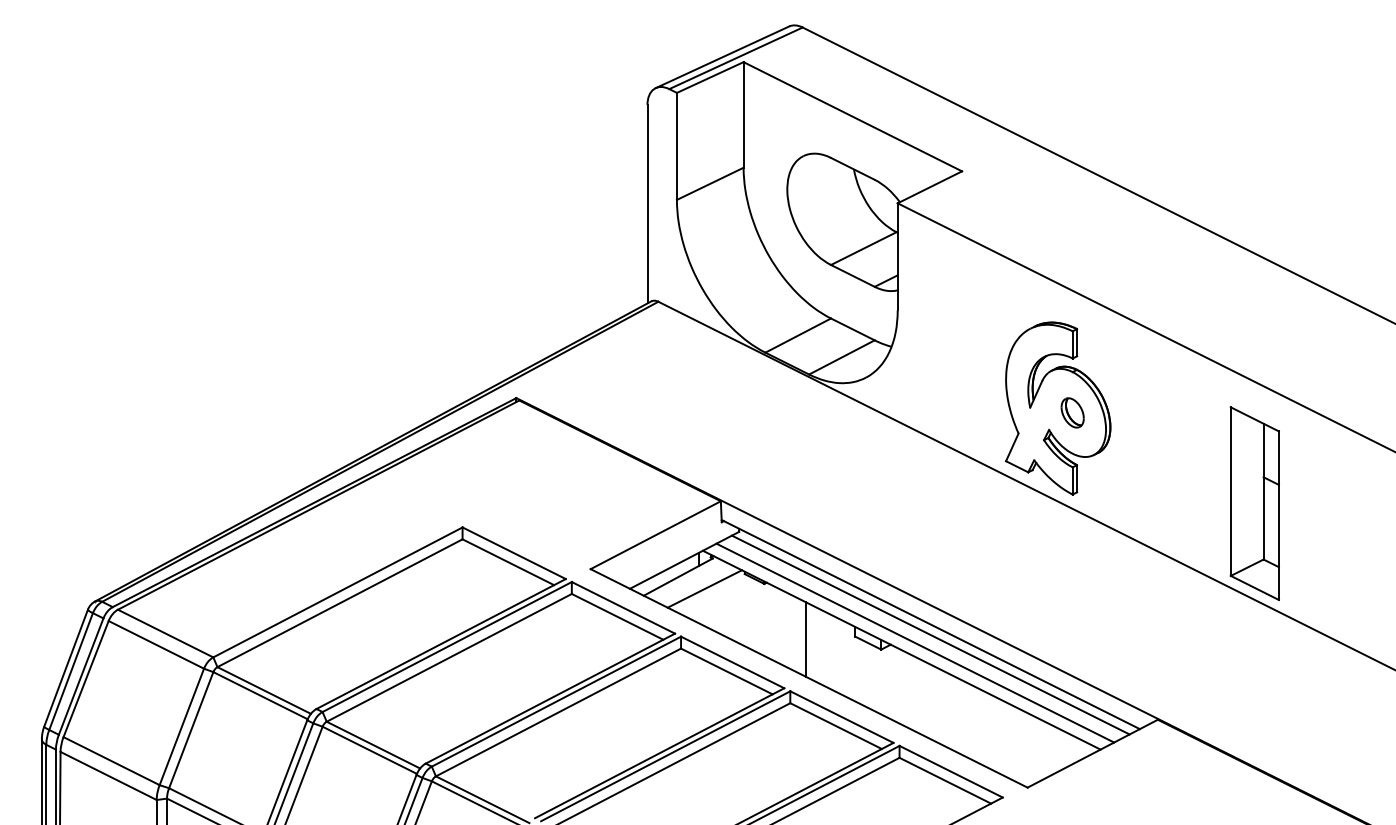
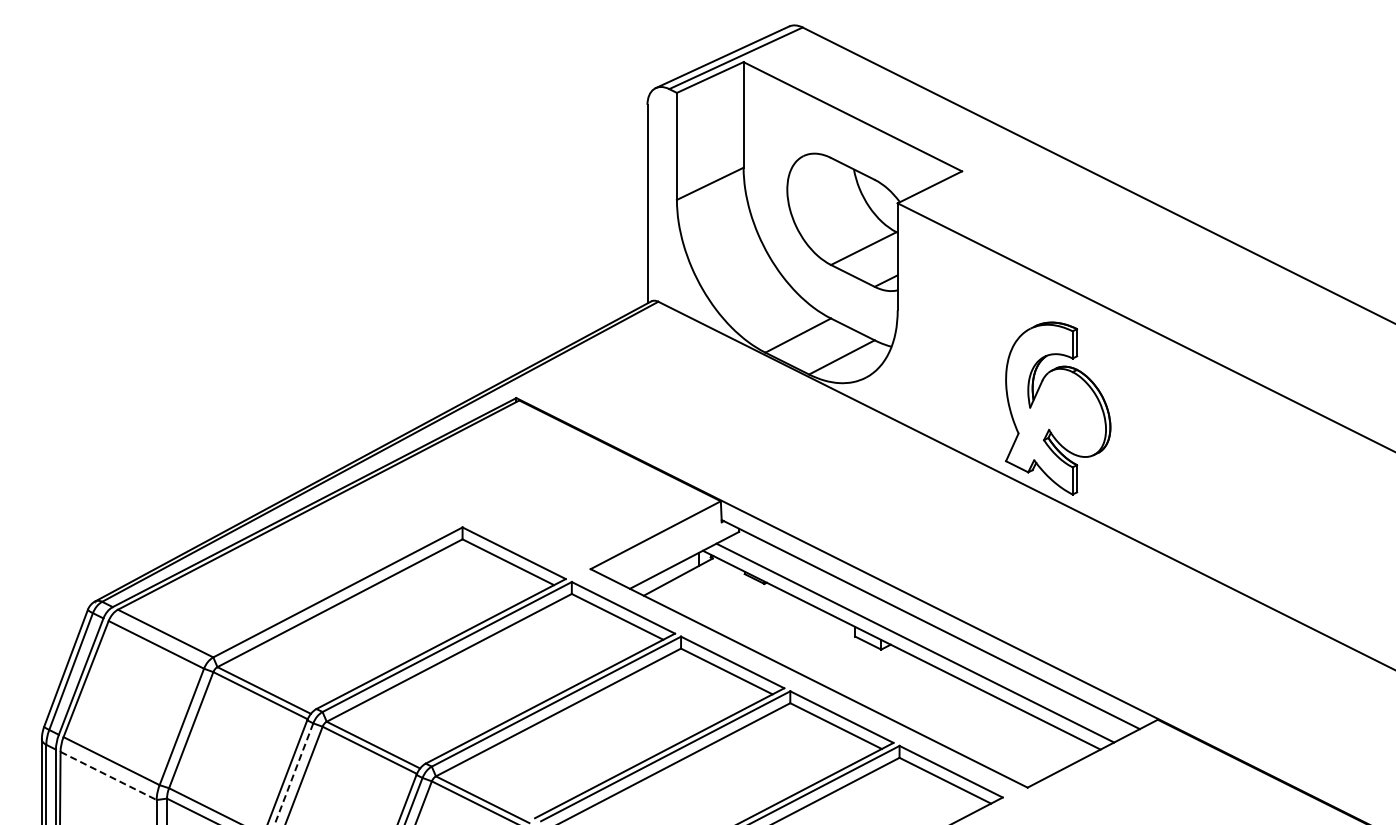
part: present -> none (1072, 412)
part: present -> none (1254, 503)
line: present -> none (704, 588)
line: present -> none (930, 634)
line: present -> none (805, 639)
line: solid -> dashed (293, 774)
line: solid -> dashed (108, 775)
